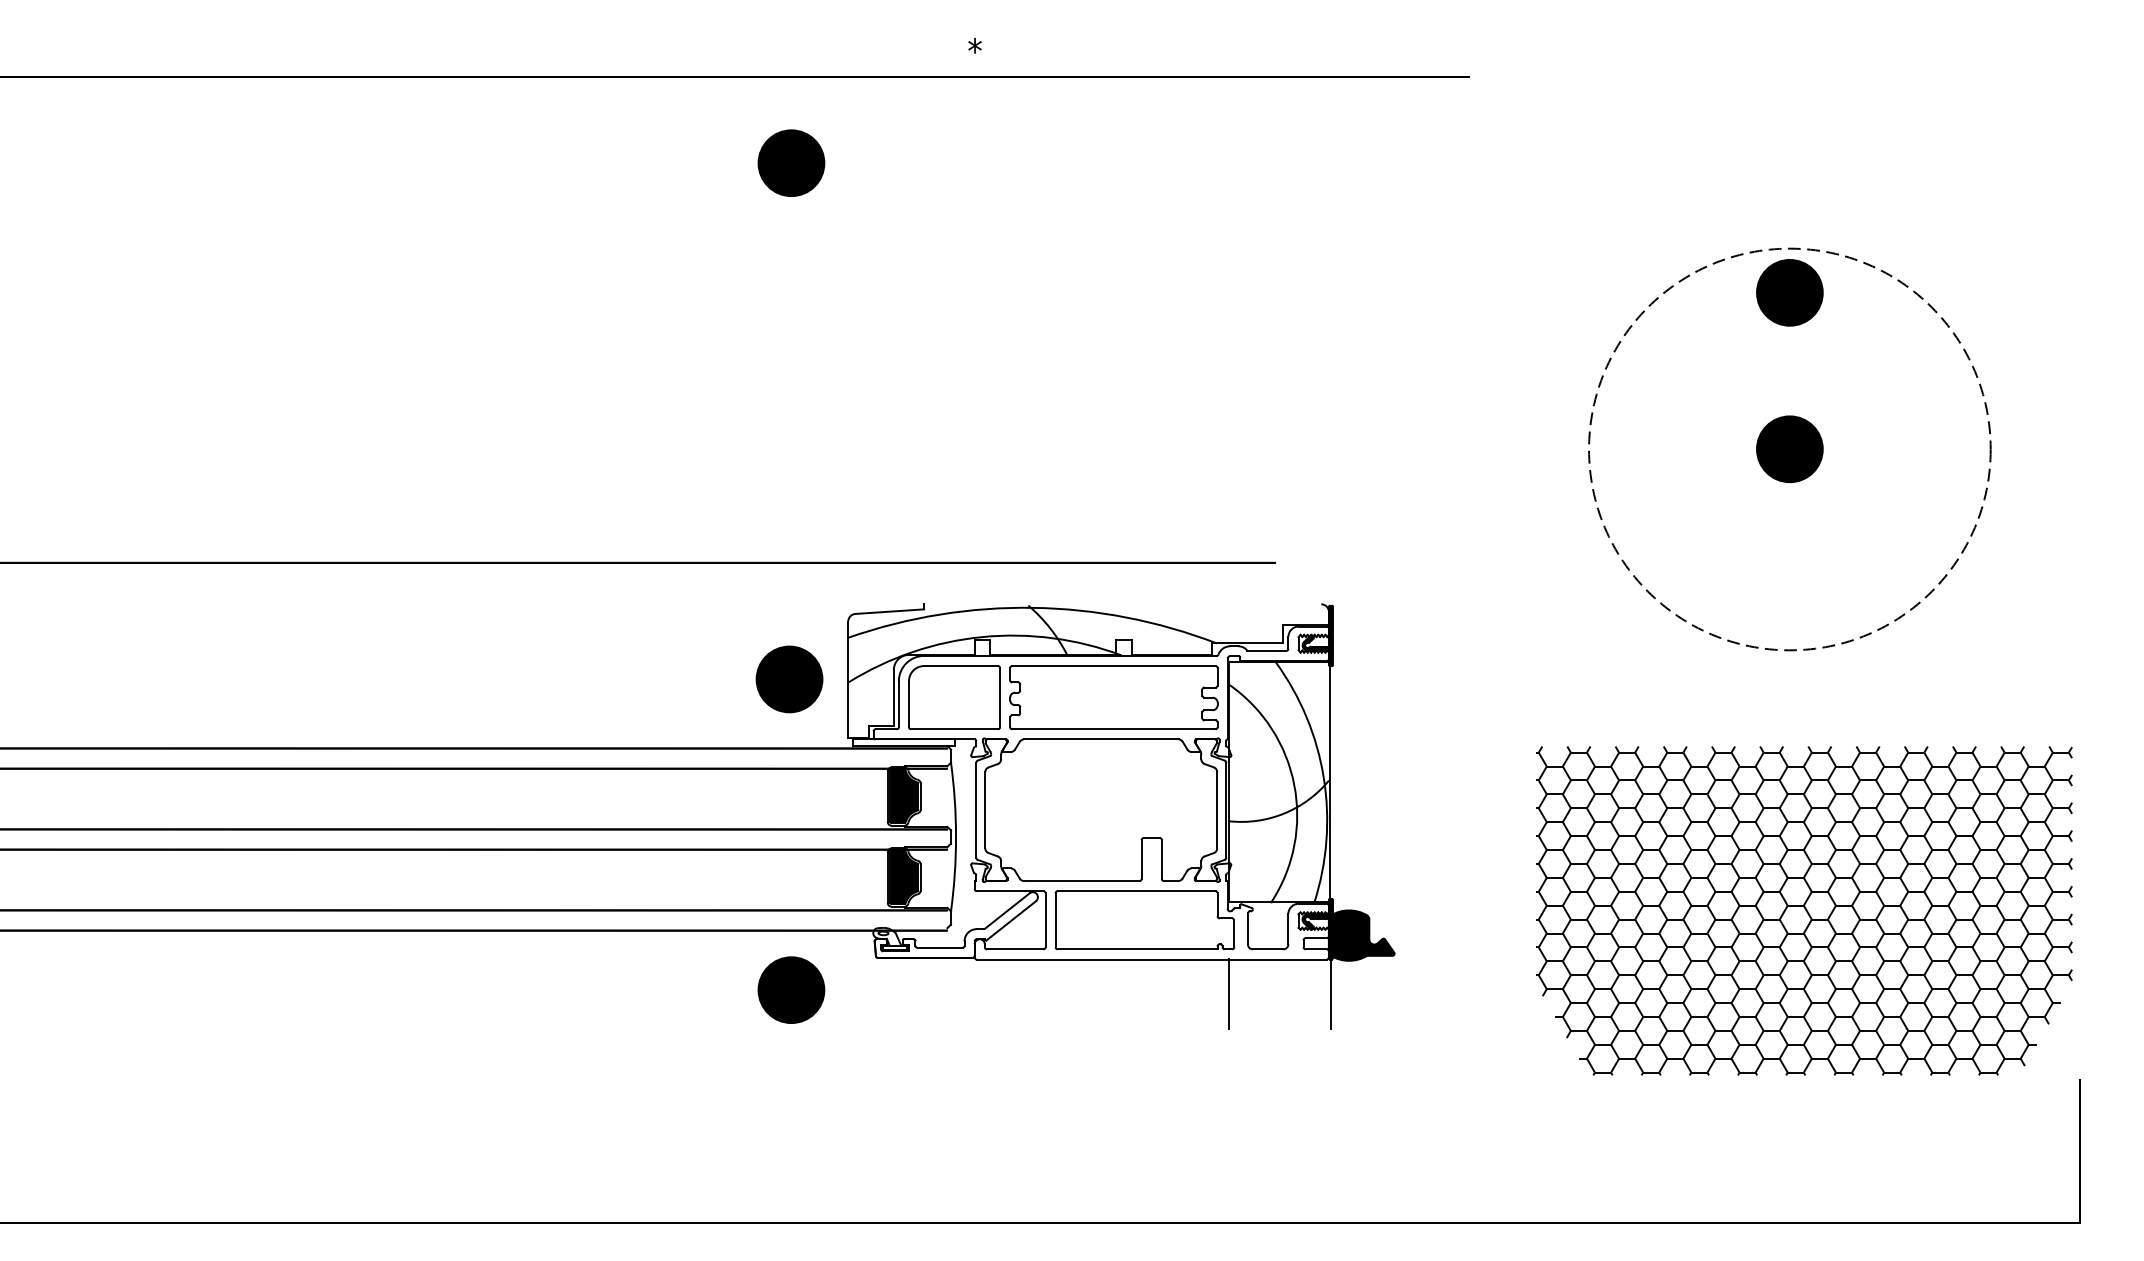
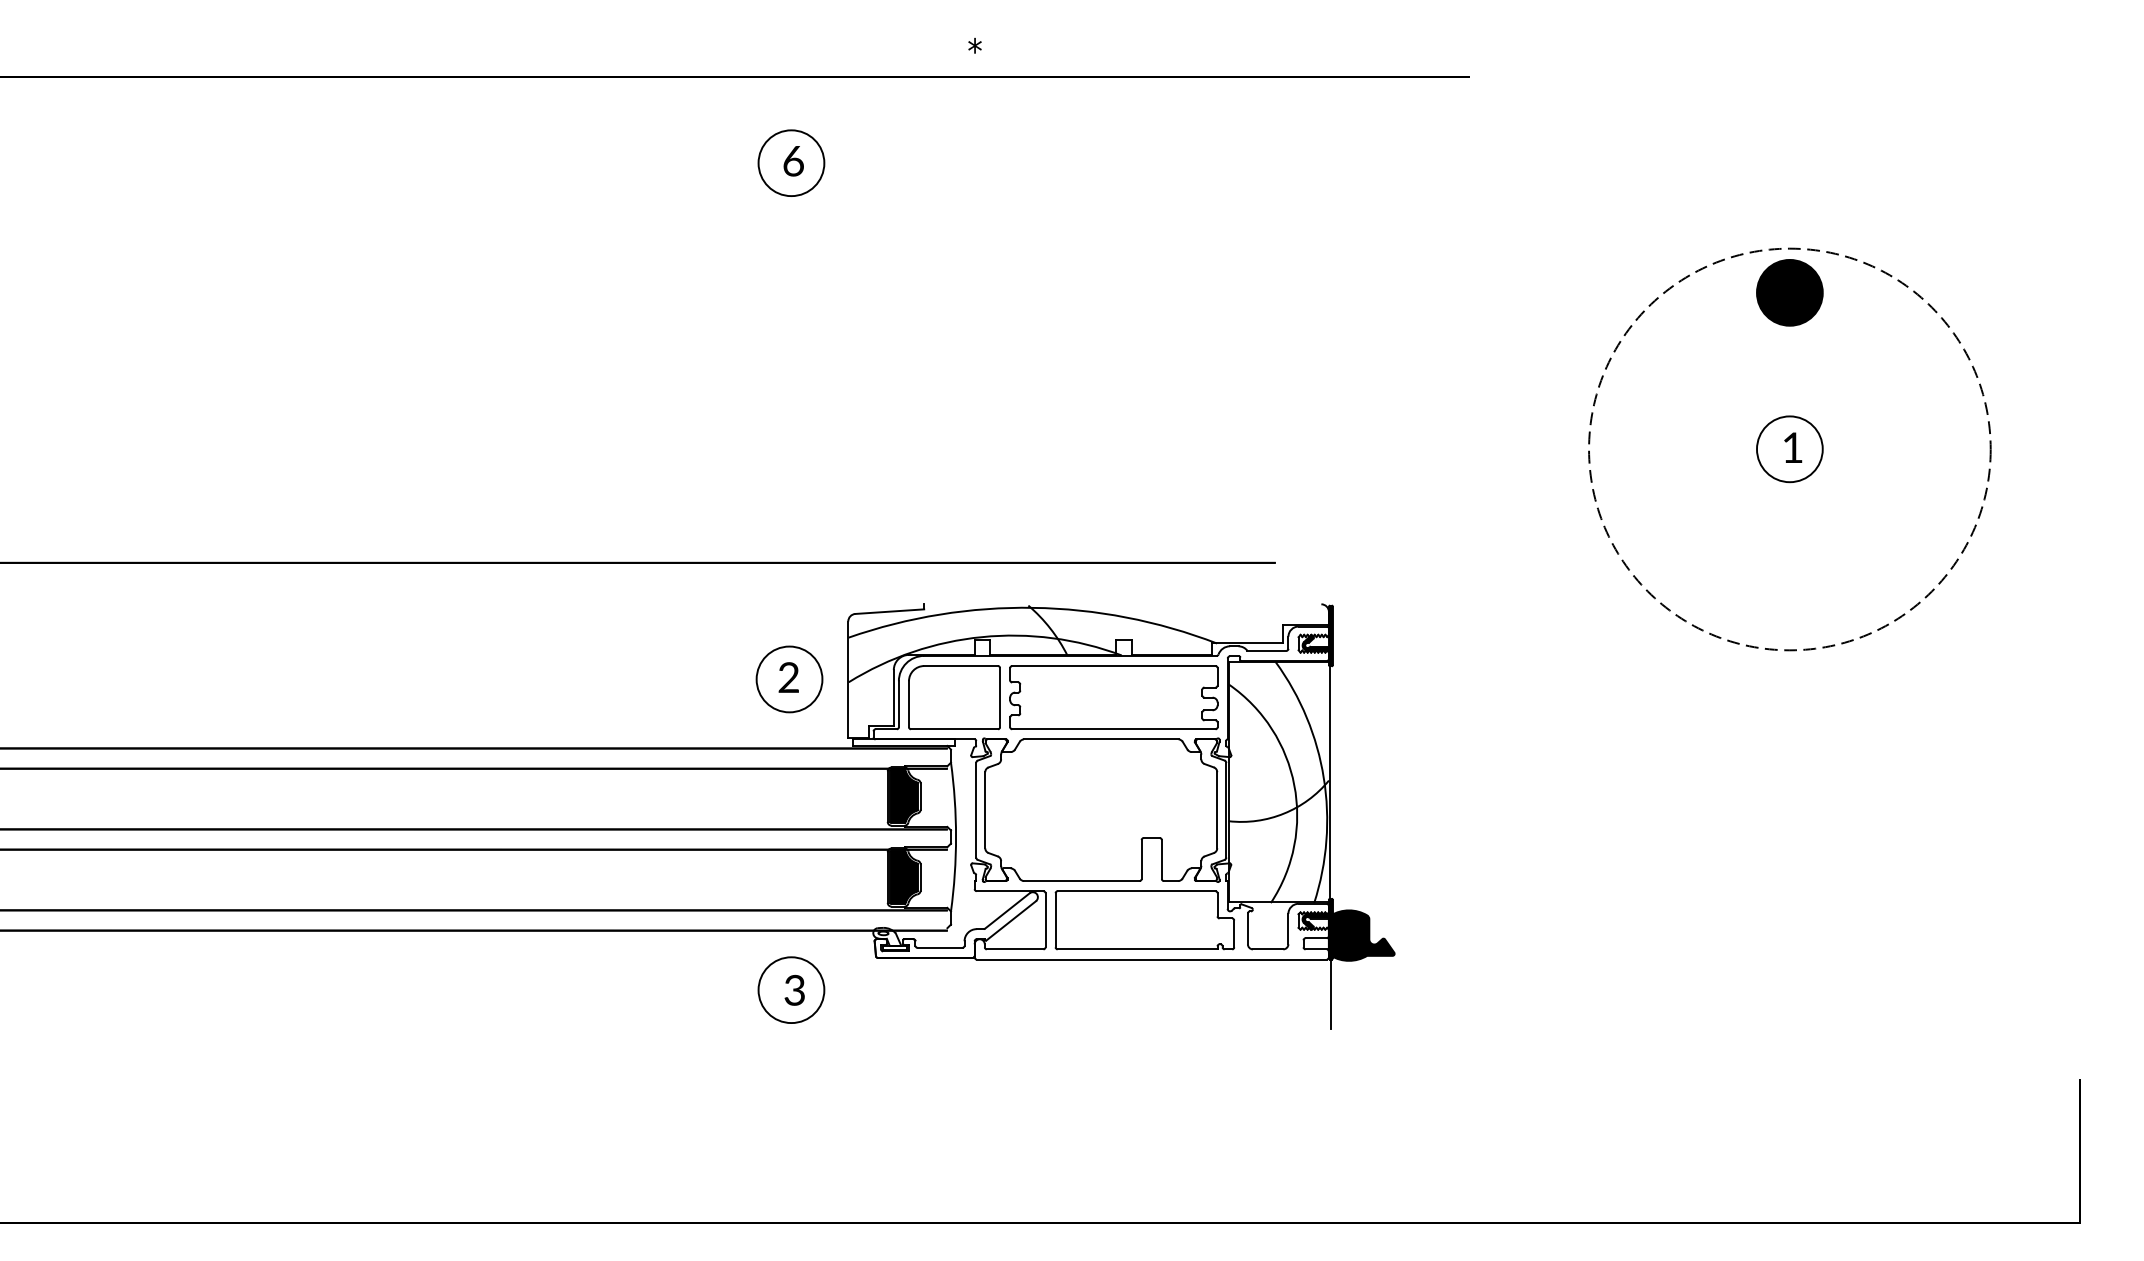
fill: present -> none (791, 163)
fill: present -> none (1789, 449)
fill: present -> none (789, 679)
part: present -> none (1804, 910)
fill: present -> none (791, 990)
line: present -> none (1229, 993)
